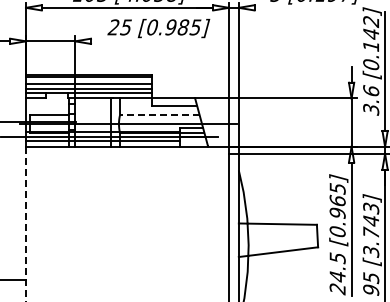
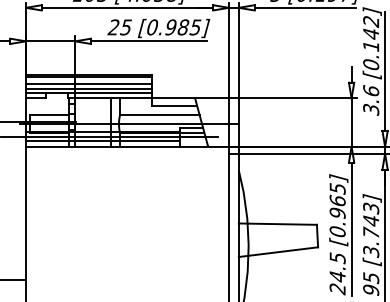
line: none -> present (305, 7)
line: none -> present (148, 41)
line: dashed -> solid (159, 115)
line: dashed -> solid (26, 224)
